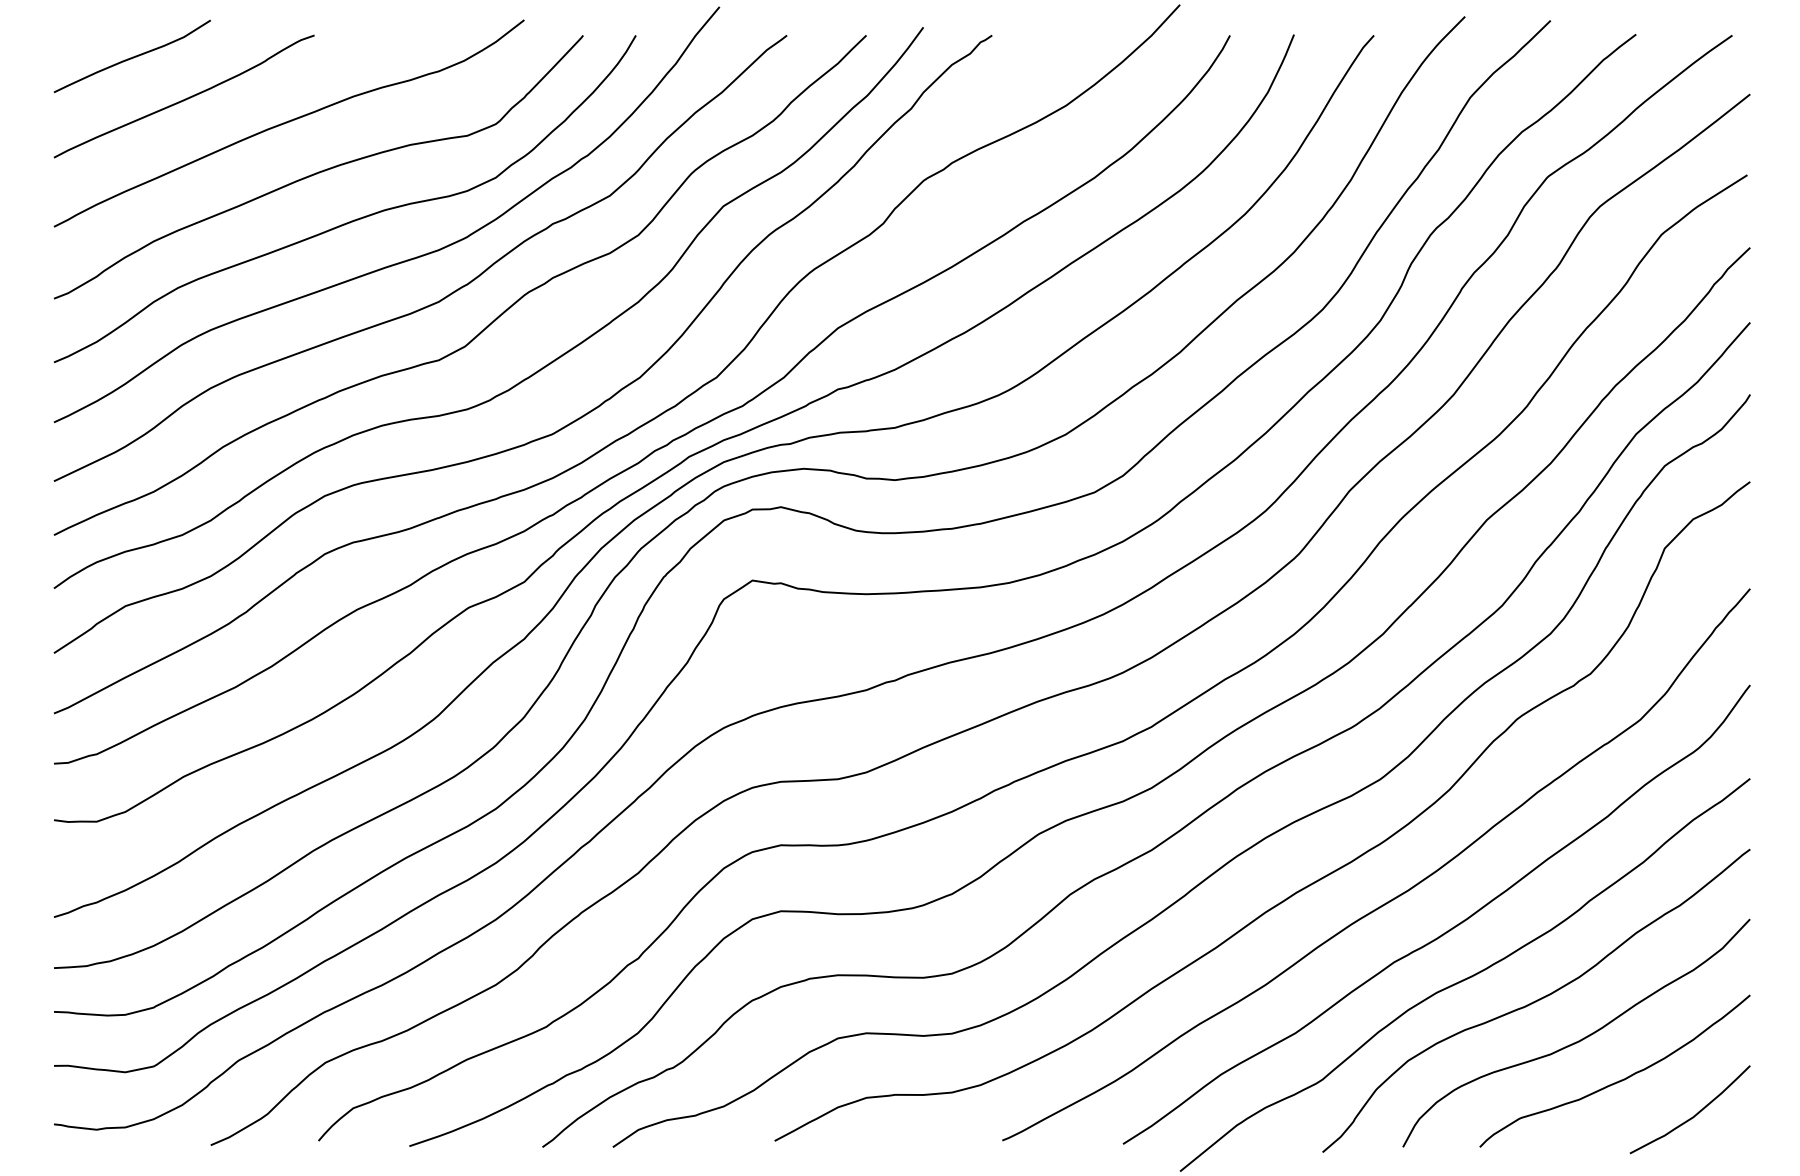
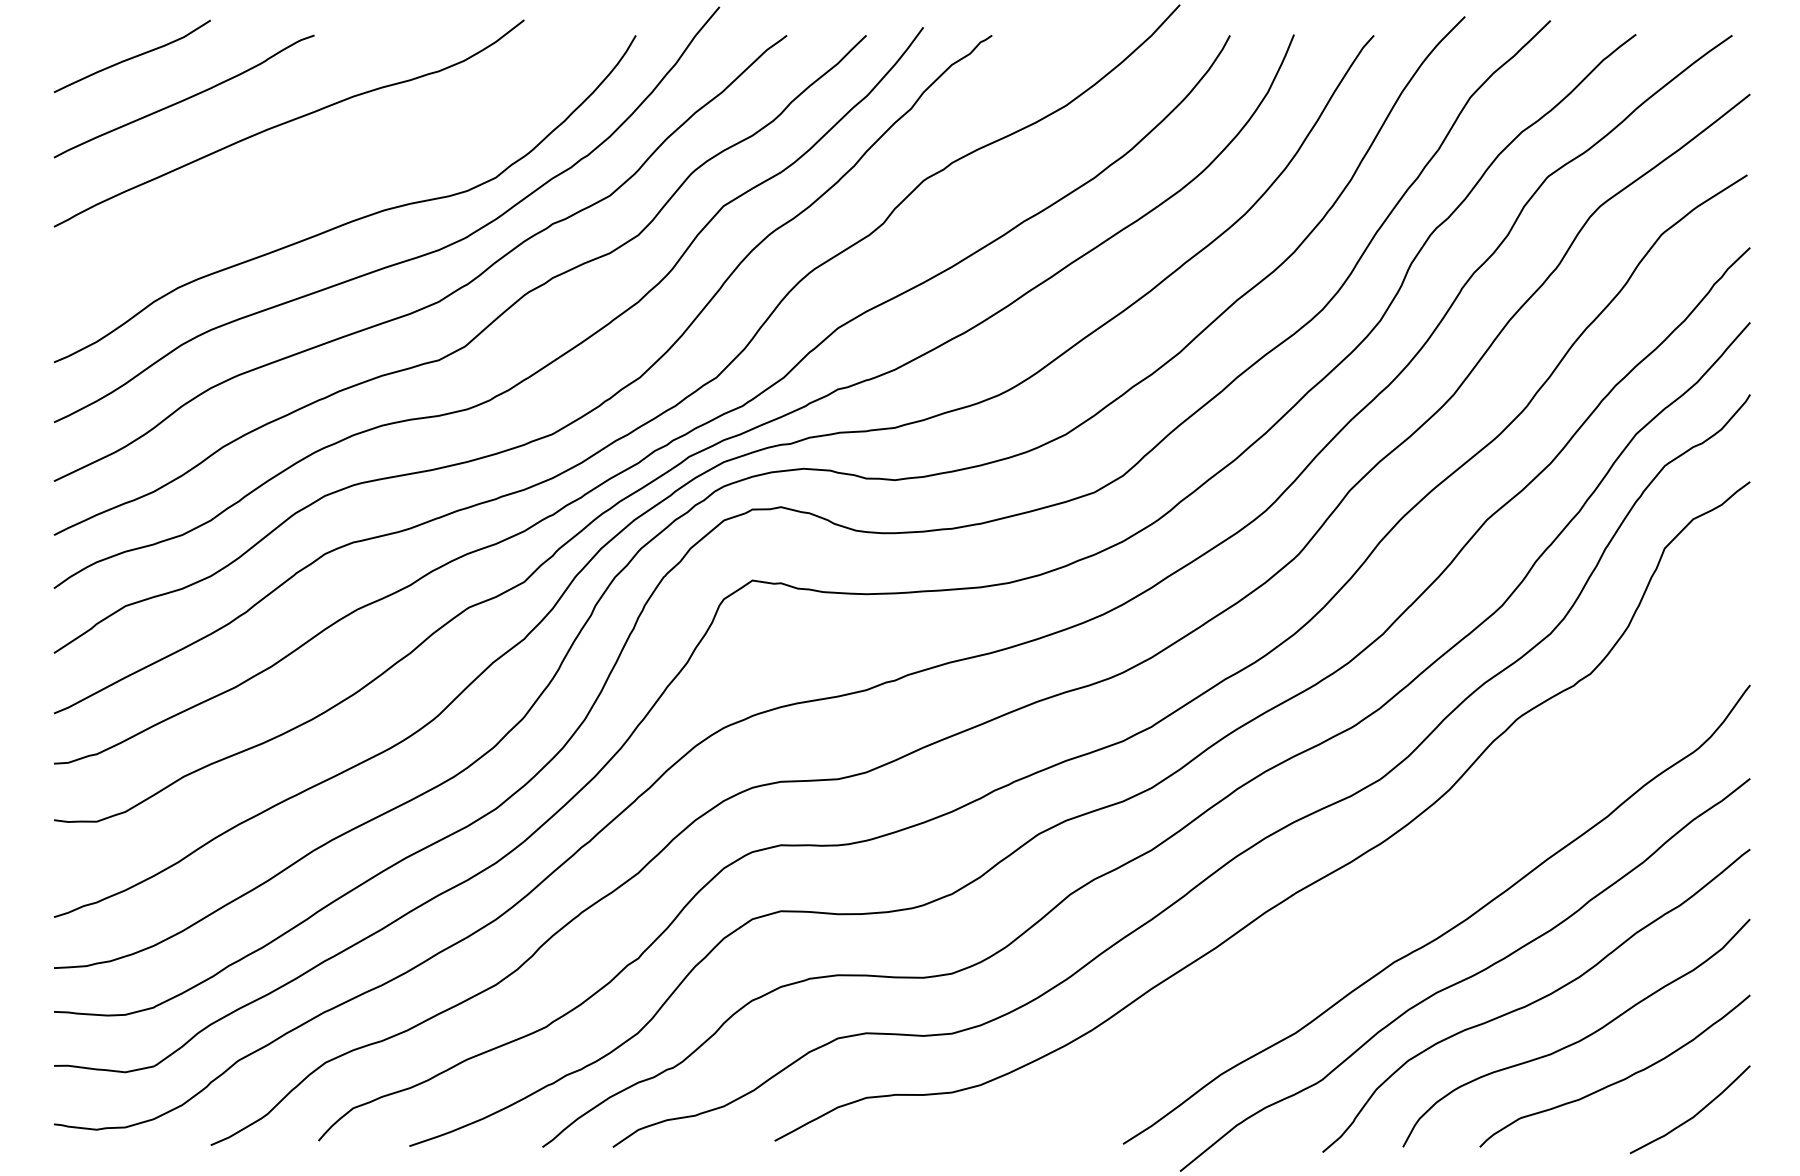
curve: present -> none (318, 171)
curve: present -> none (1397, 895)
